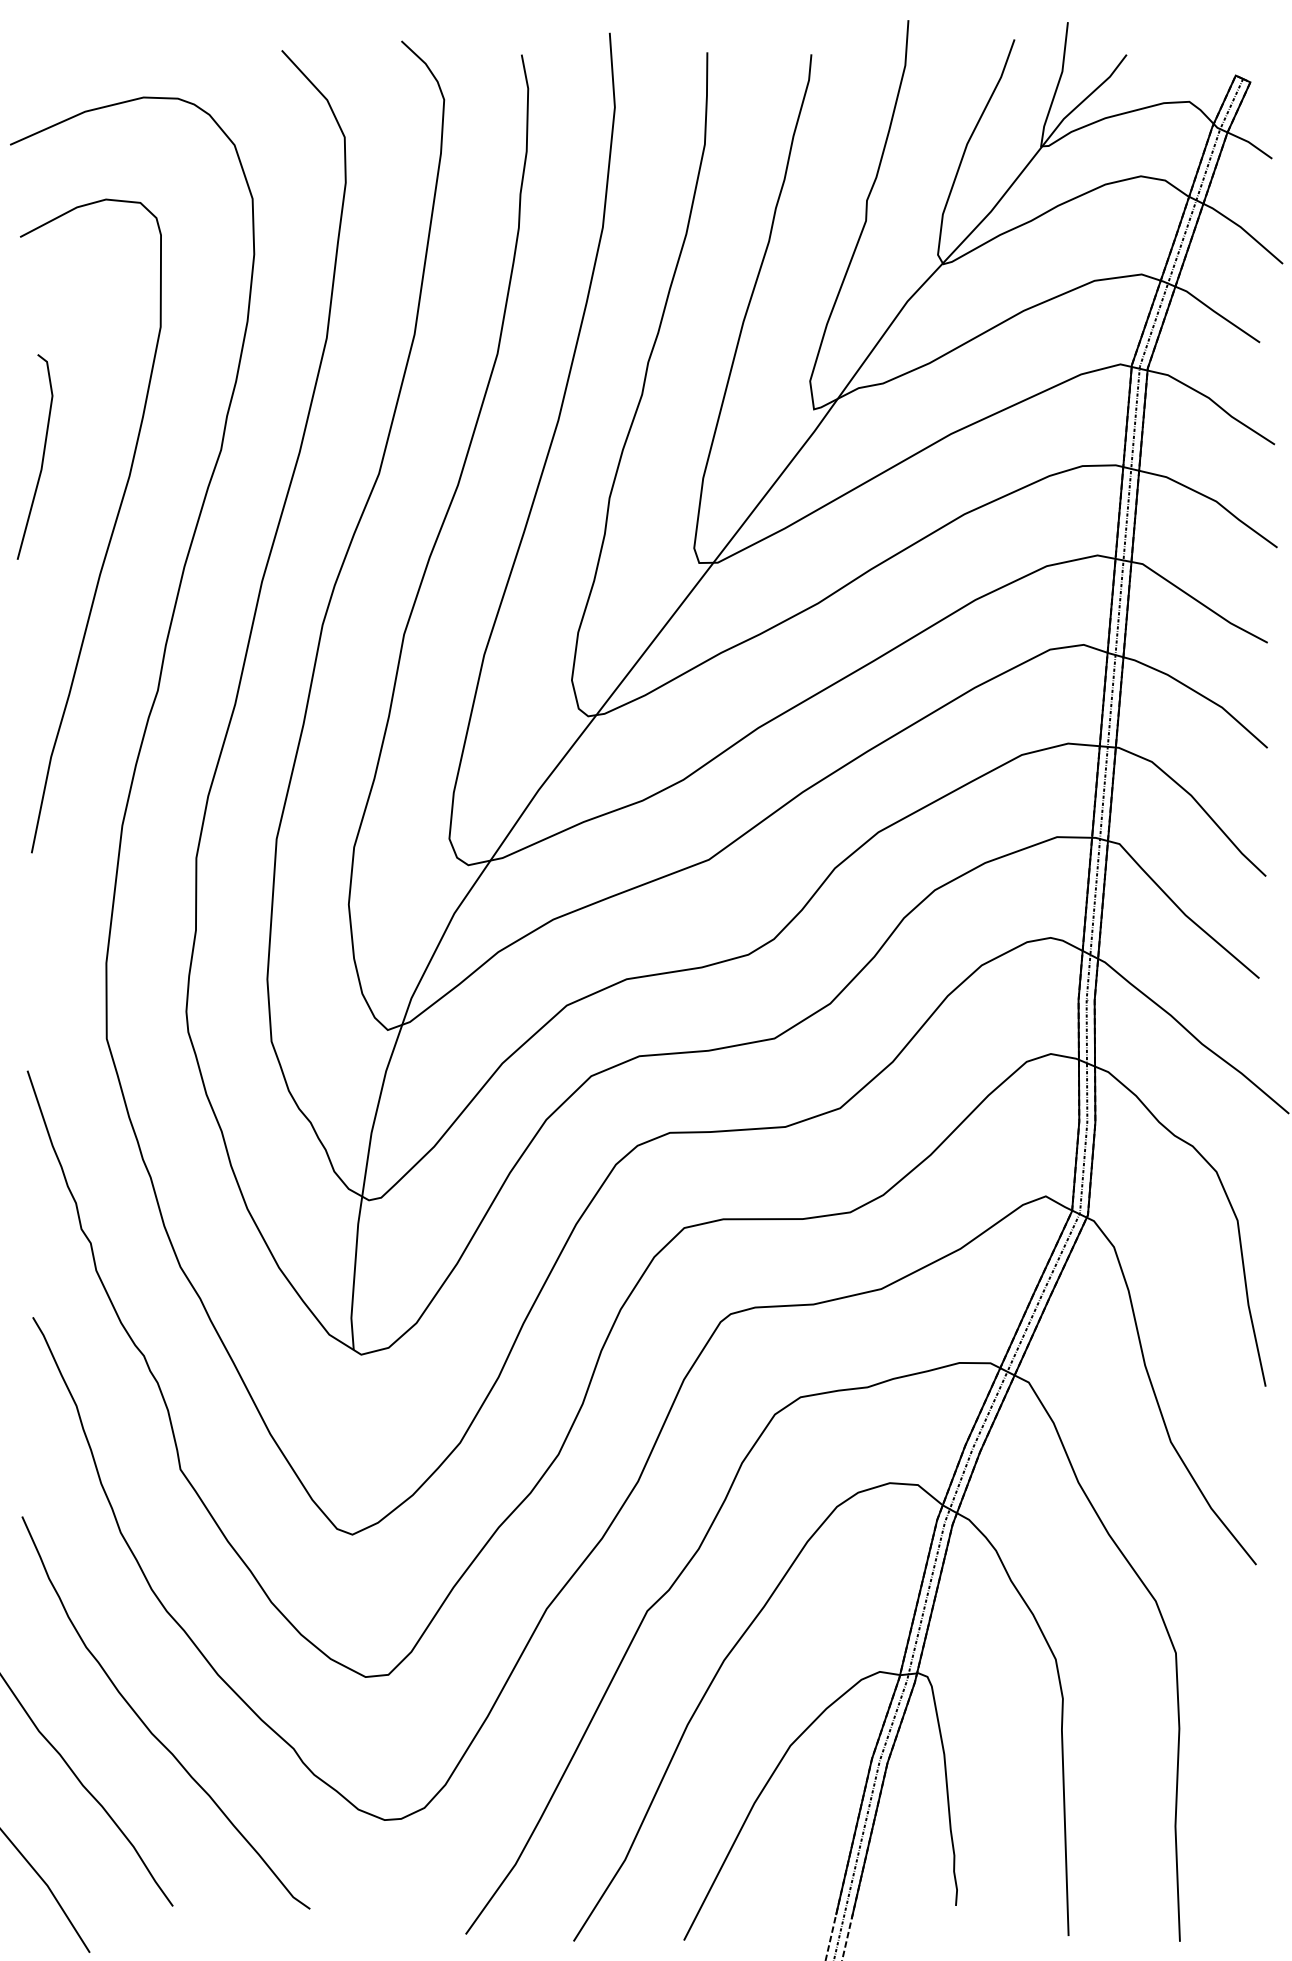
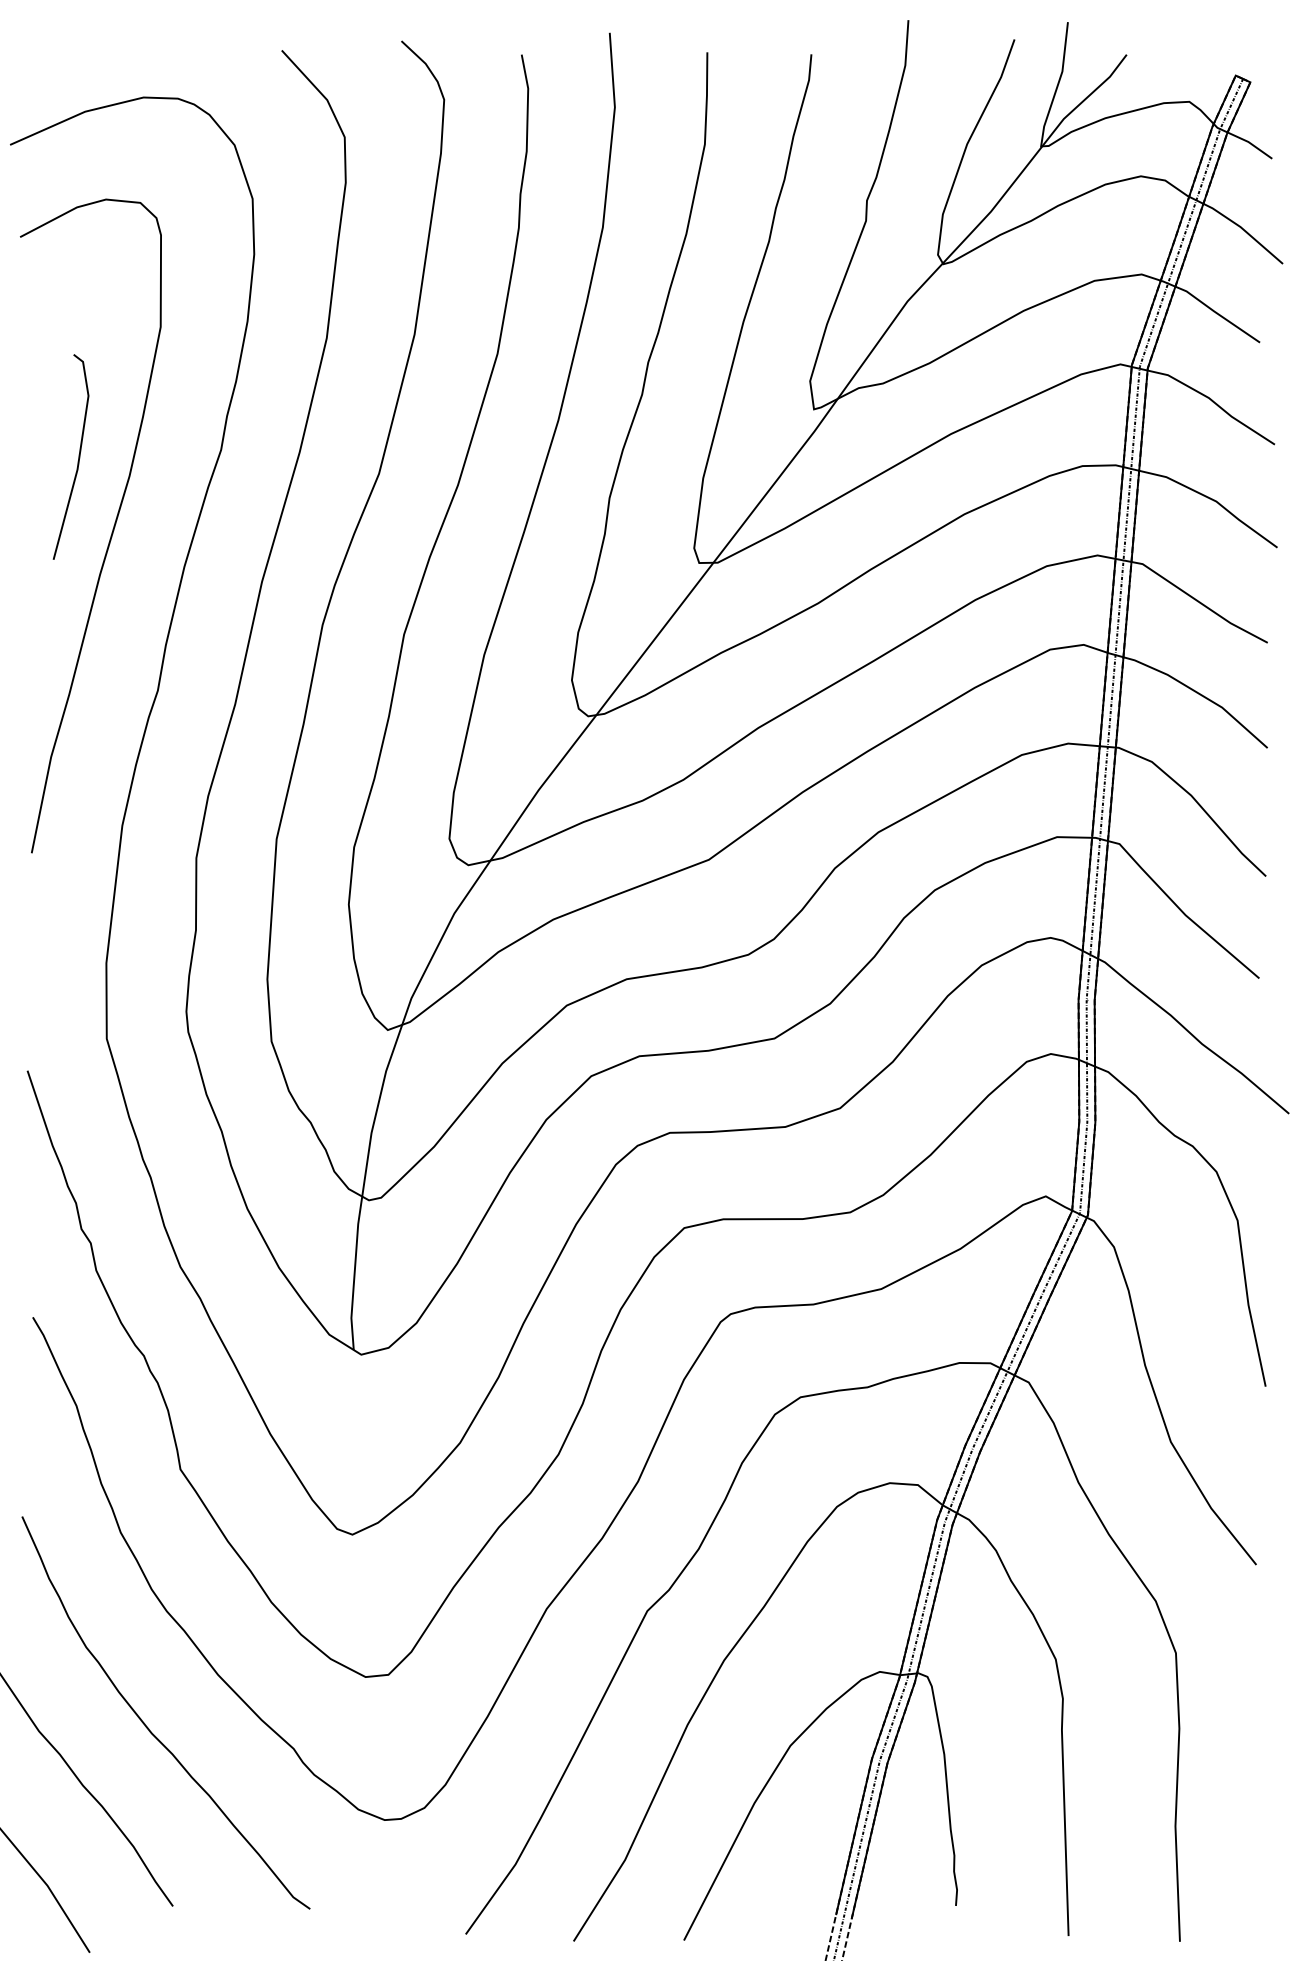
line position: (42, 456) -> (78, 456) (78, 456)
